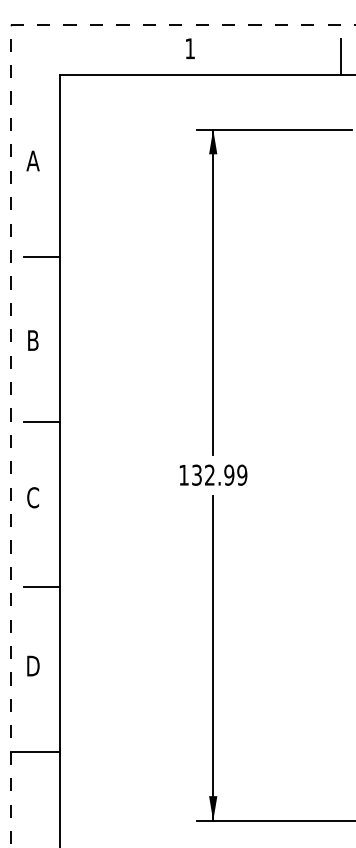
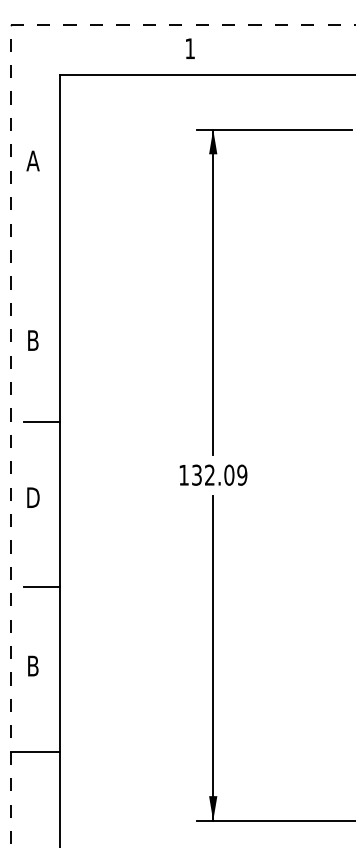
line: present -> none (340, 56)
line: present -> none (41, 256)
text: 132.99 -> 132.09 (229, 475)
text: C -> D (33, 497)
text: D -> B (33, 665)
